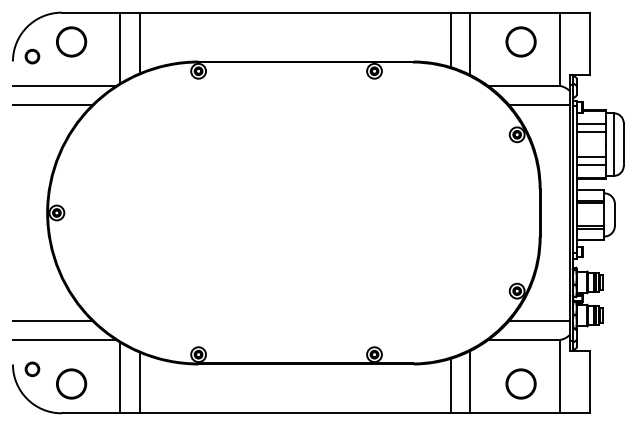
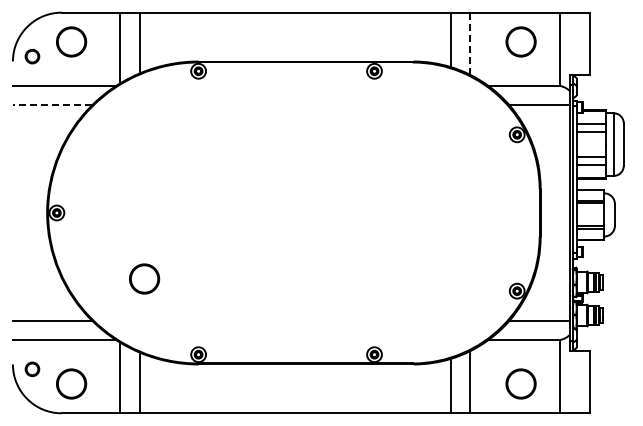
line: solid -> dashed (470, 43)
line: solid -> dashed (52, 105)
circle: none -> present (144, 278)
